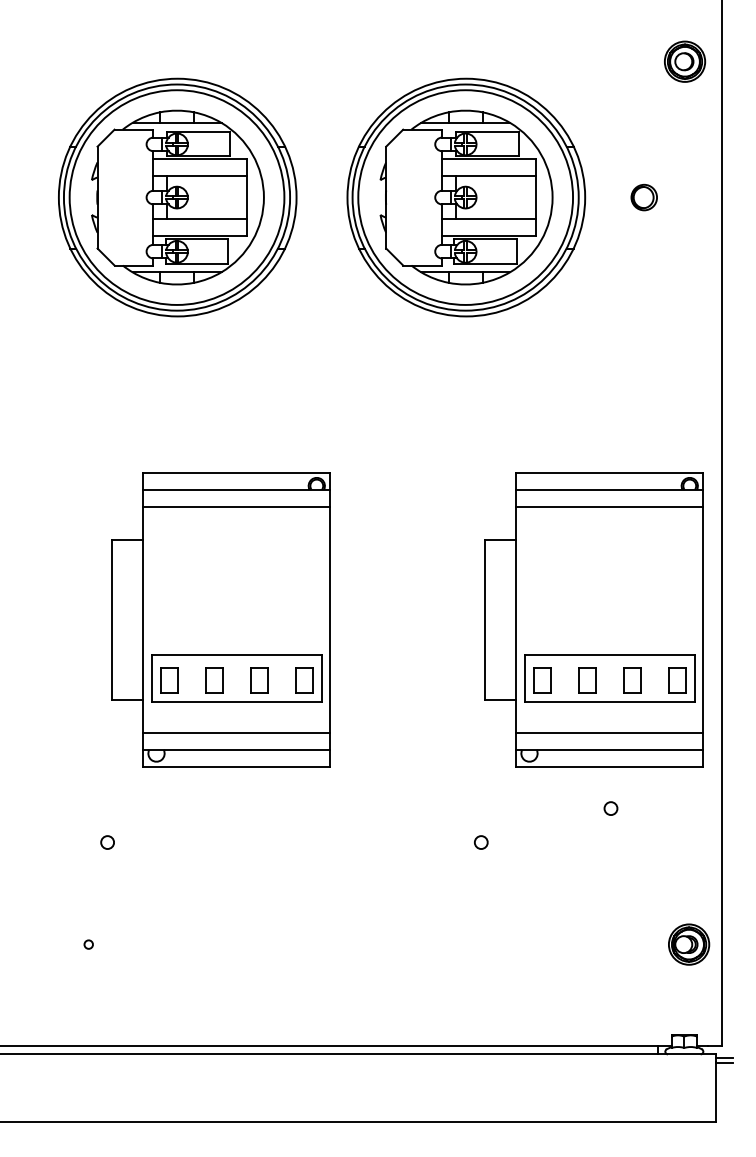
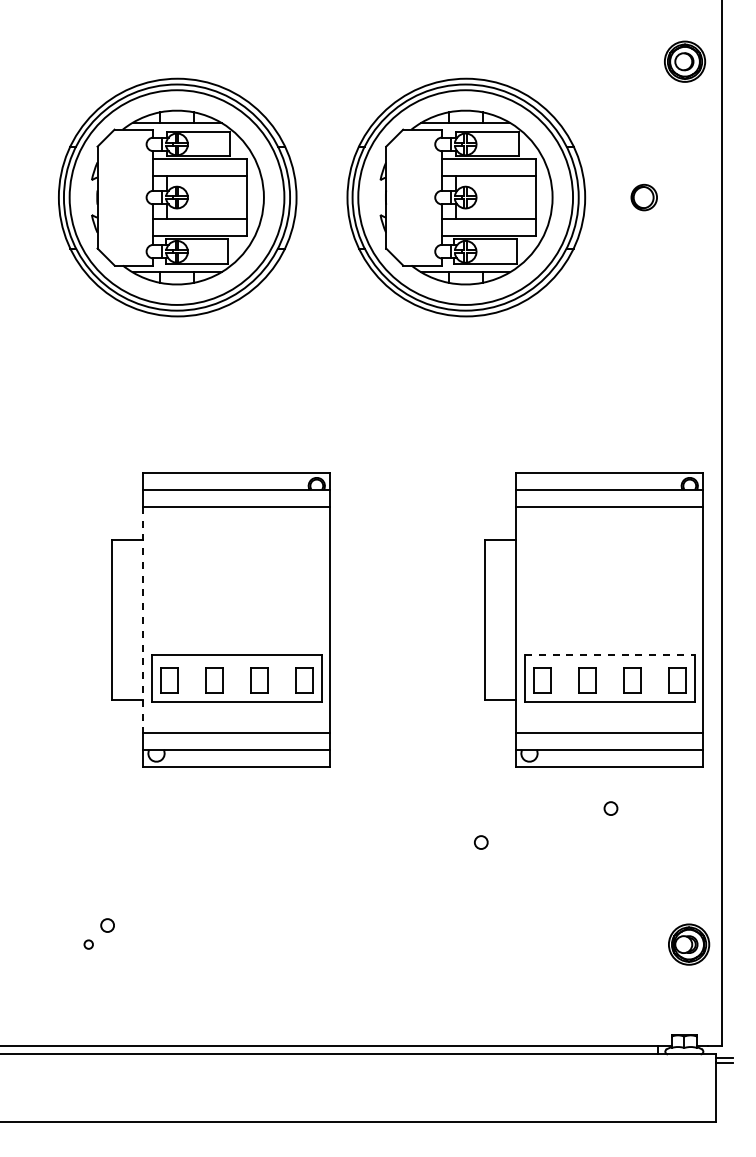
line: solid -> dashed (142, 620)
line: solid -> dashed (609, 655)
circle position: (107, 842) -> (107, 925) (107, 925)
